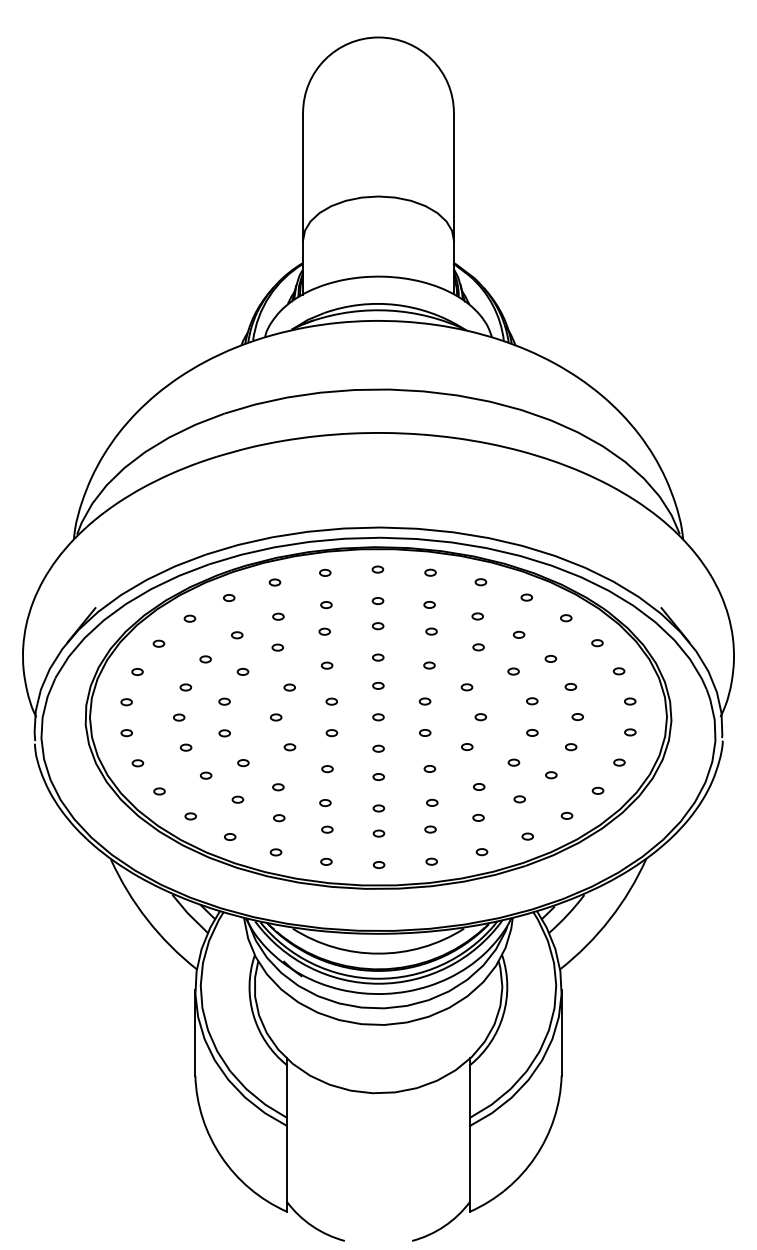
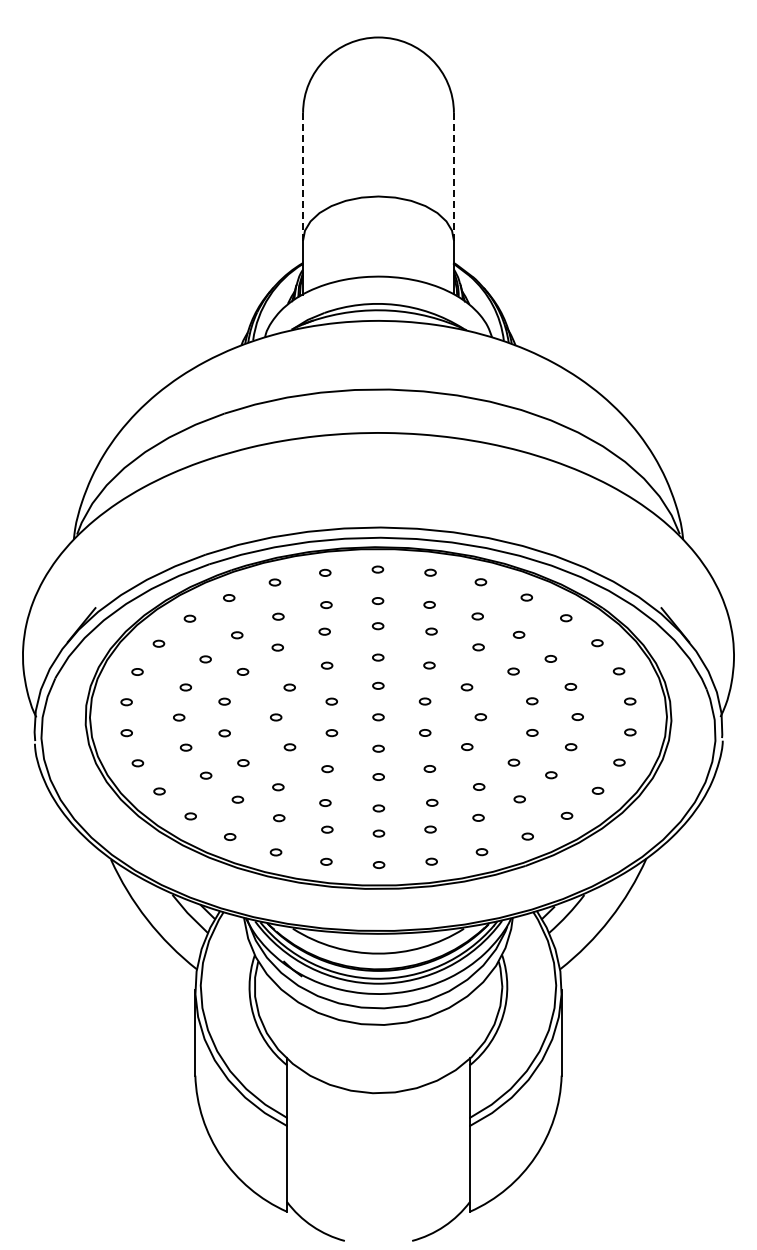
line: solid -> dashed (303, 176)
line: solid -> dashed (453, 176)
